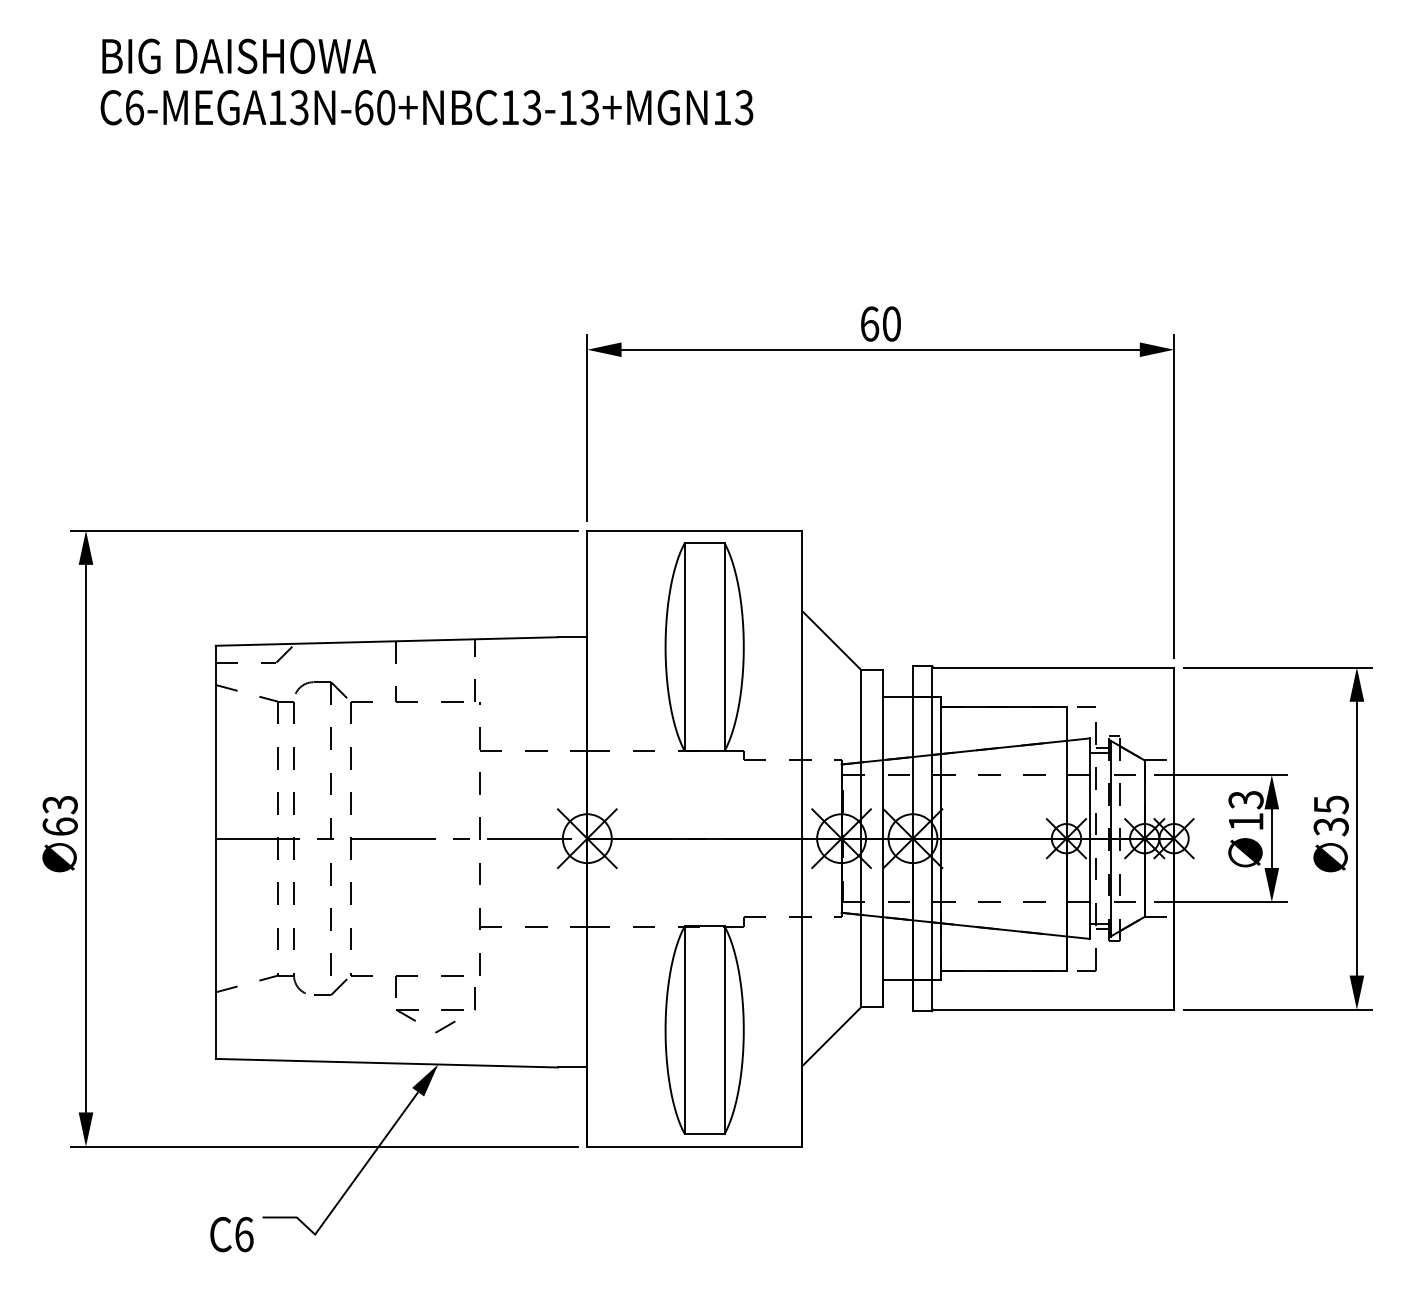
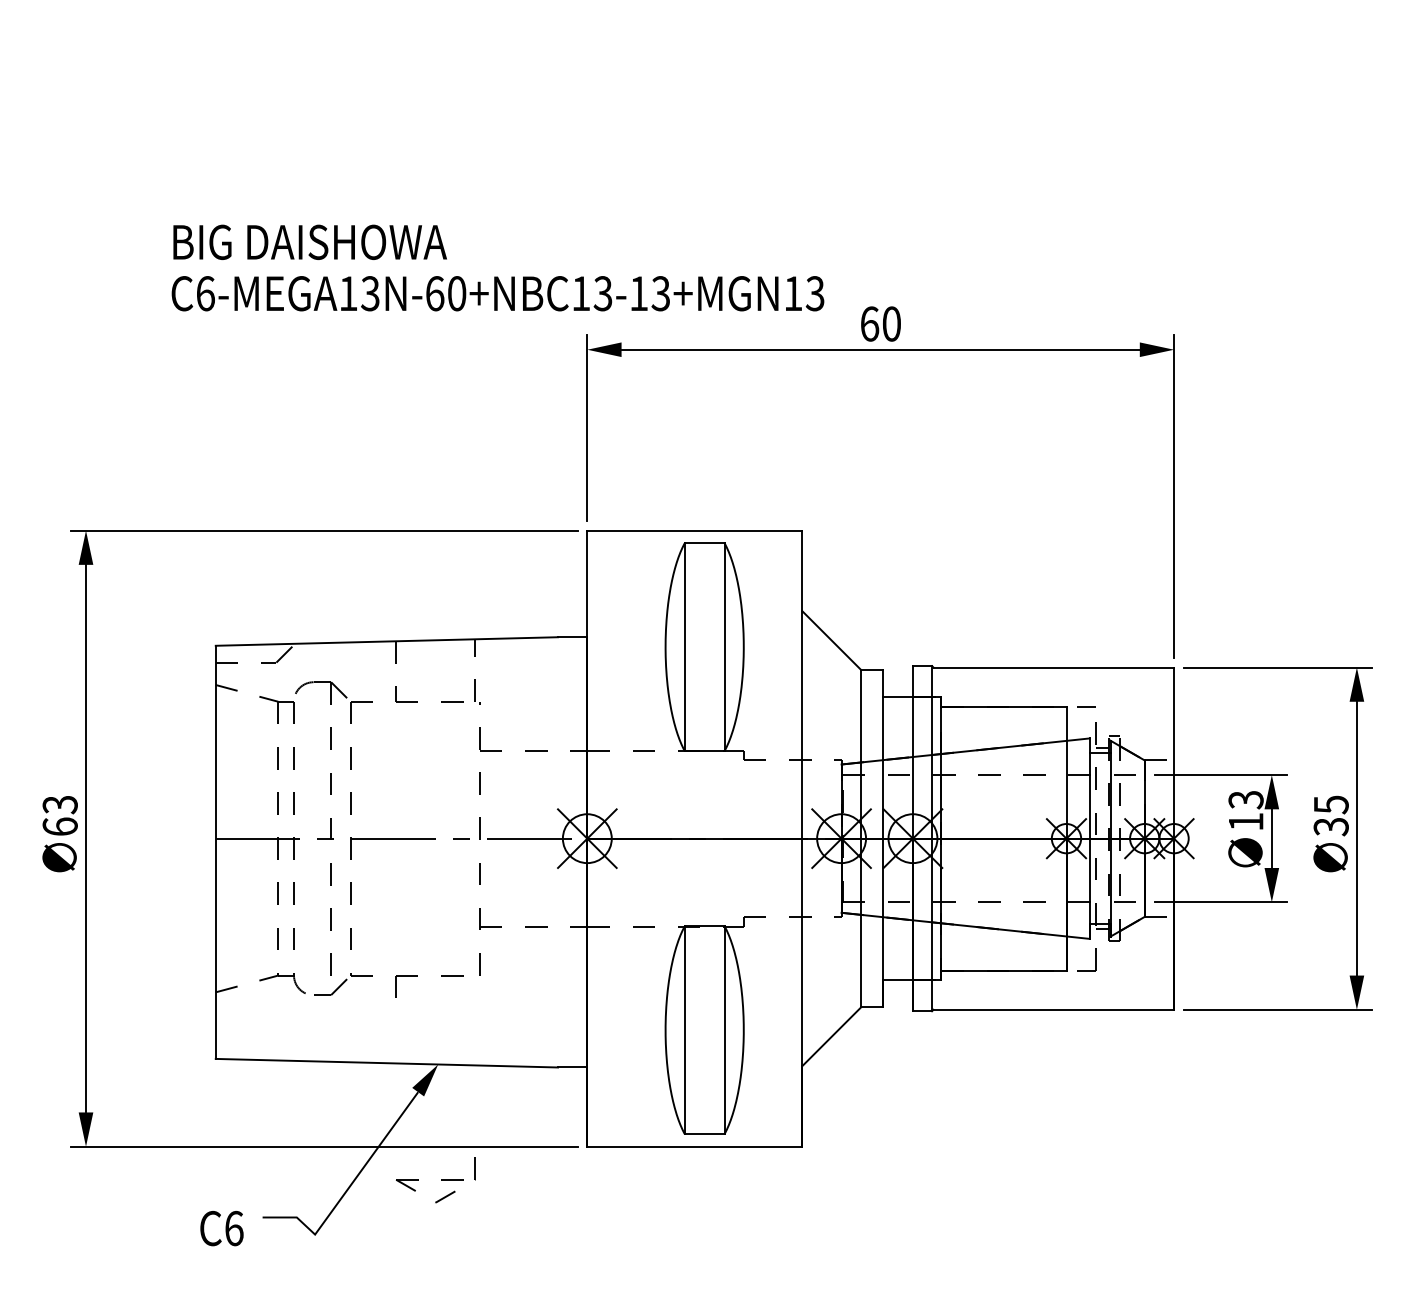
text position: (426, 81) -> (497, 267) (497, 267)
part position: (435, 1010) -> (435, 1180) (435, 1180)
text position: (231, 1234) -> (221, 1228) (221, 1228)
